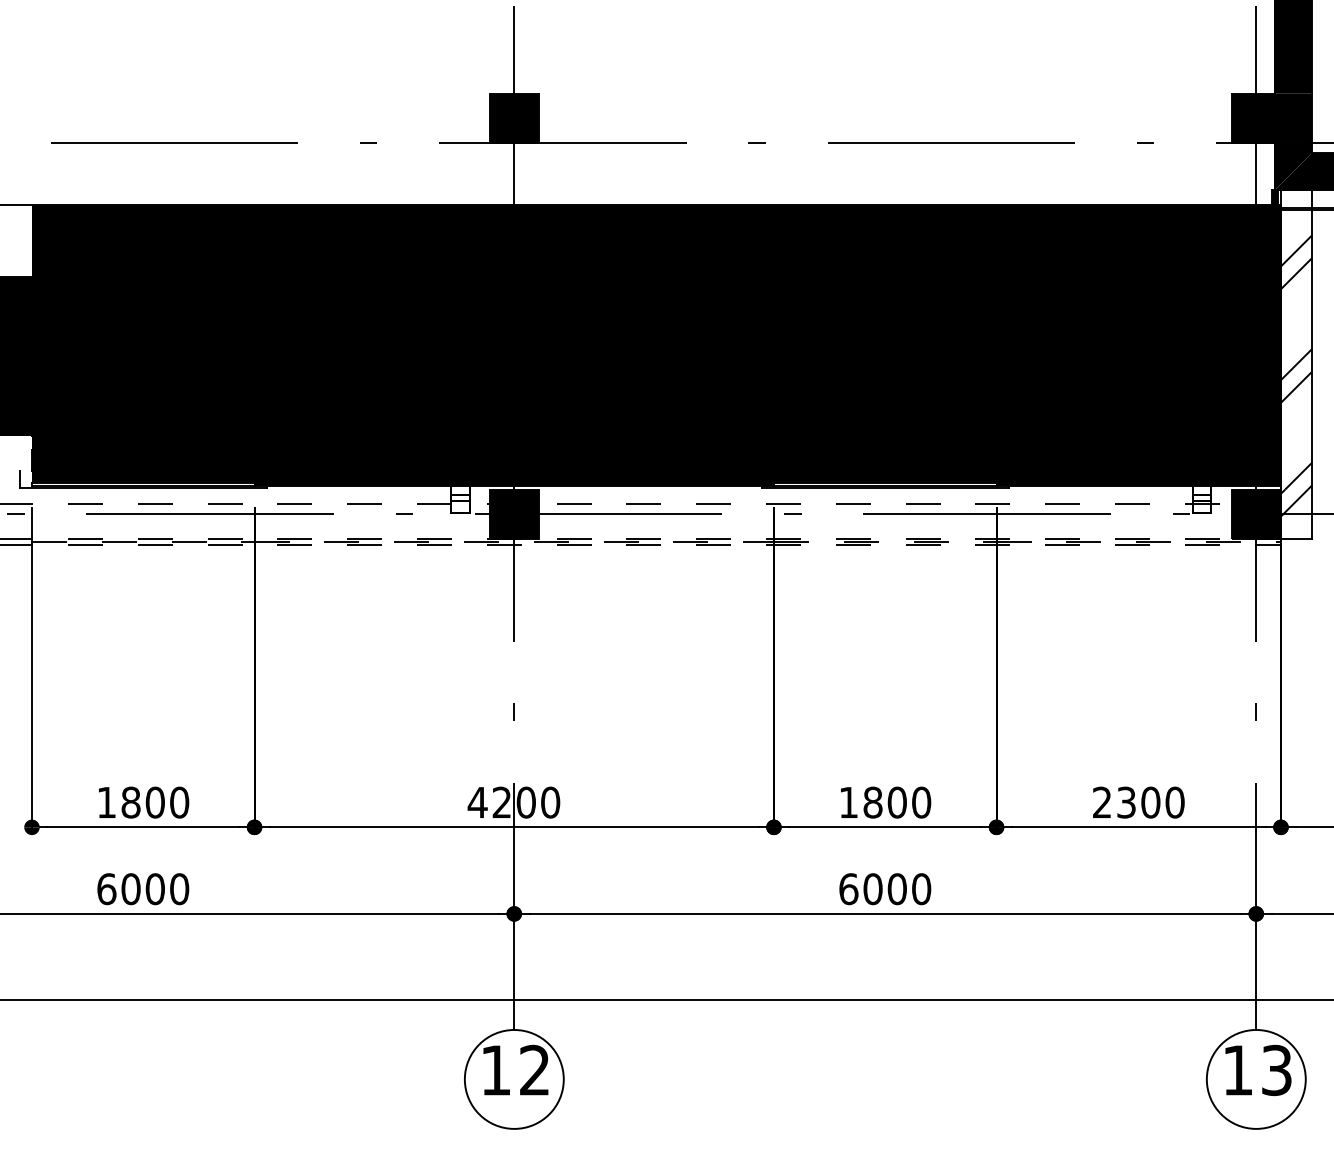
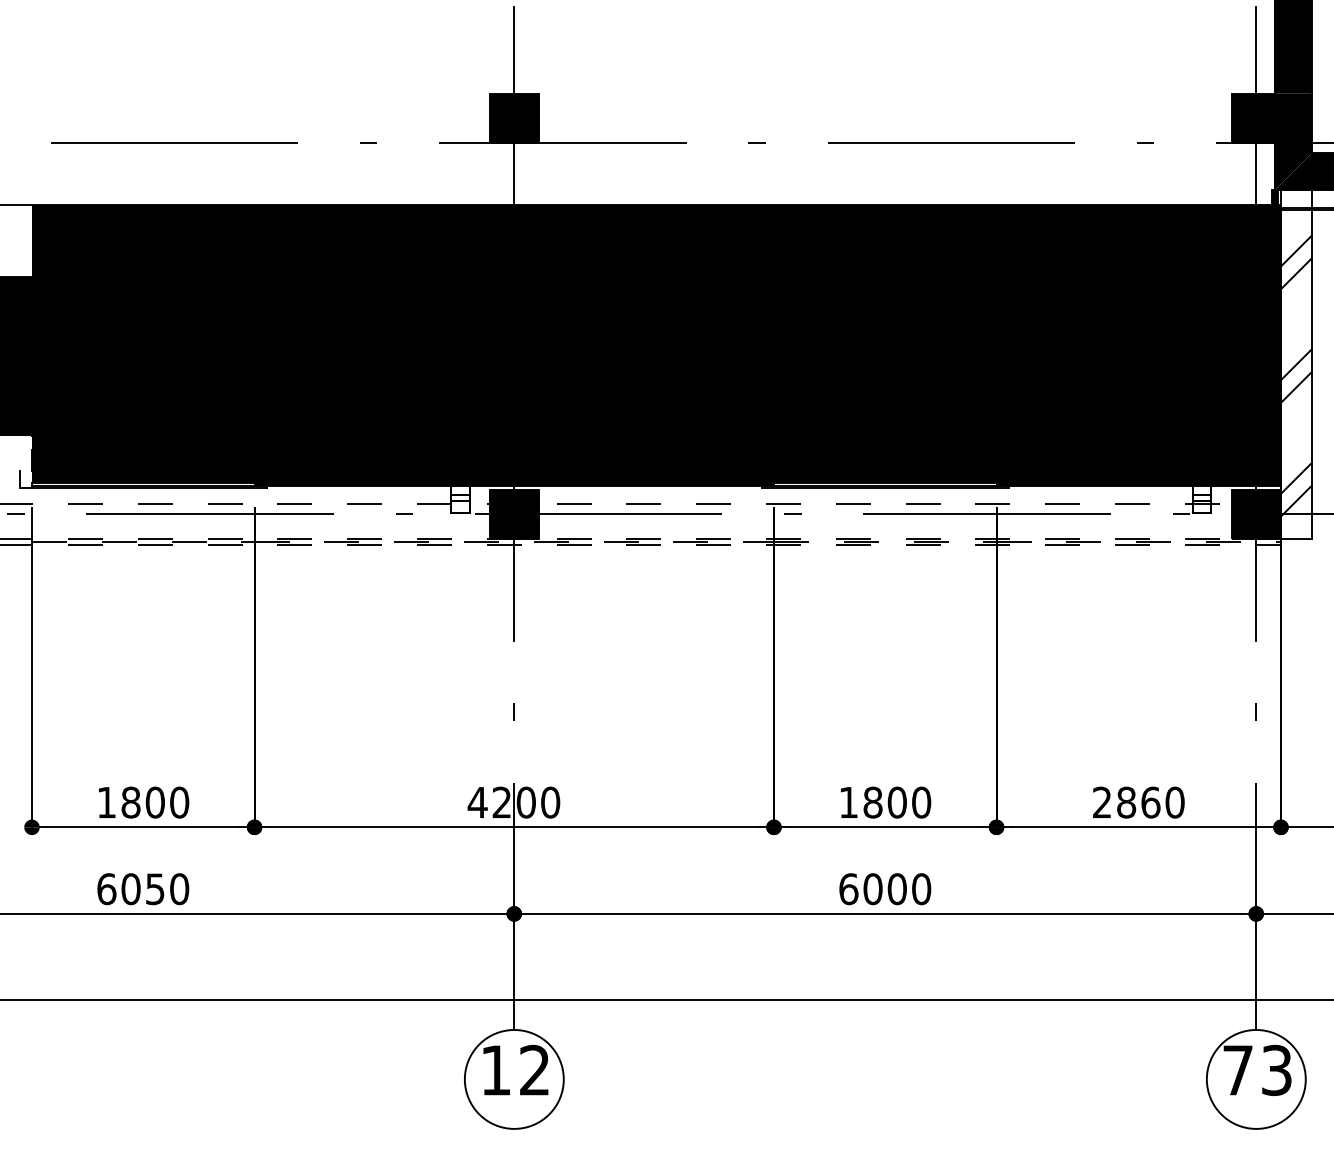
text: 2300 -> 2860 (1138, 802)
text: 6000 -> 6050 (154, 889)
text: 13 -> 73 (1237, 1070)
